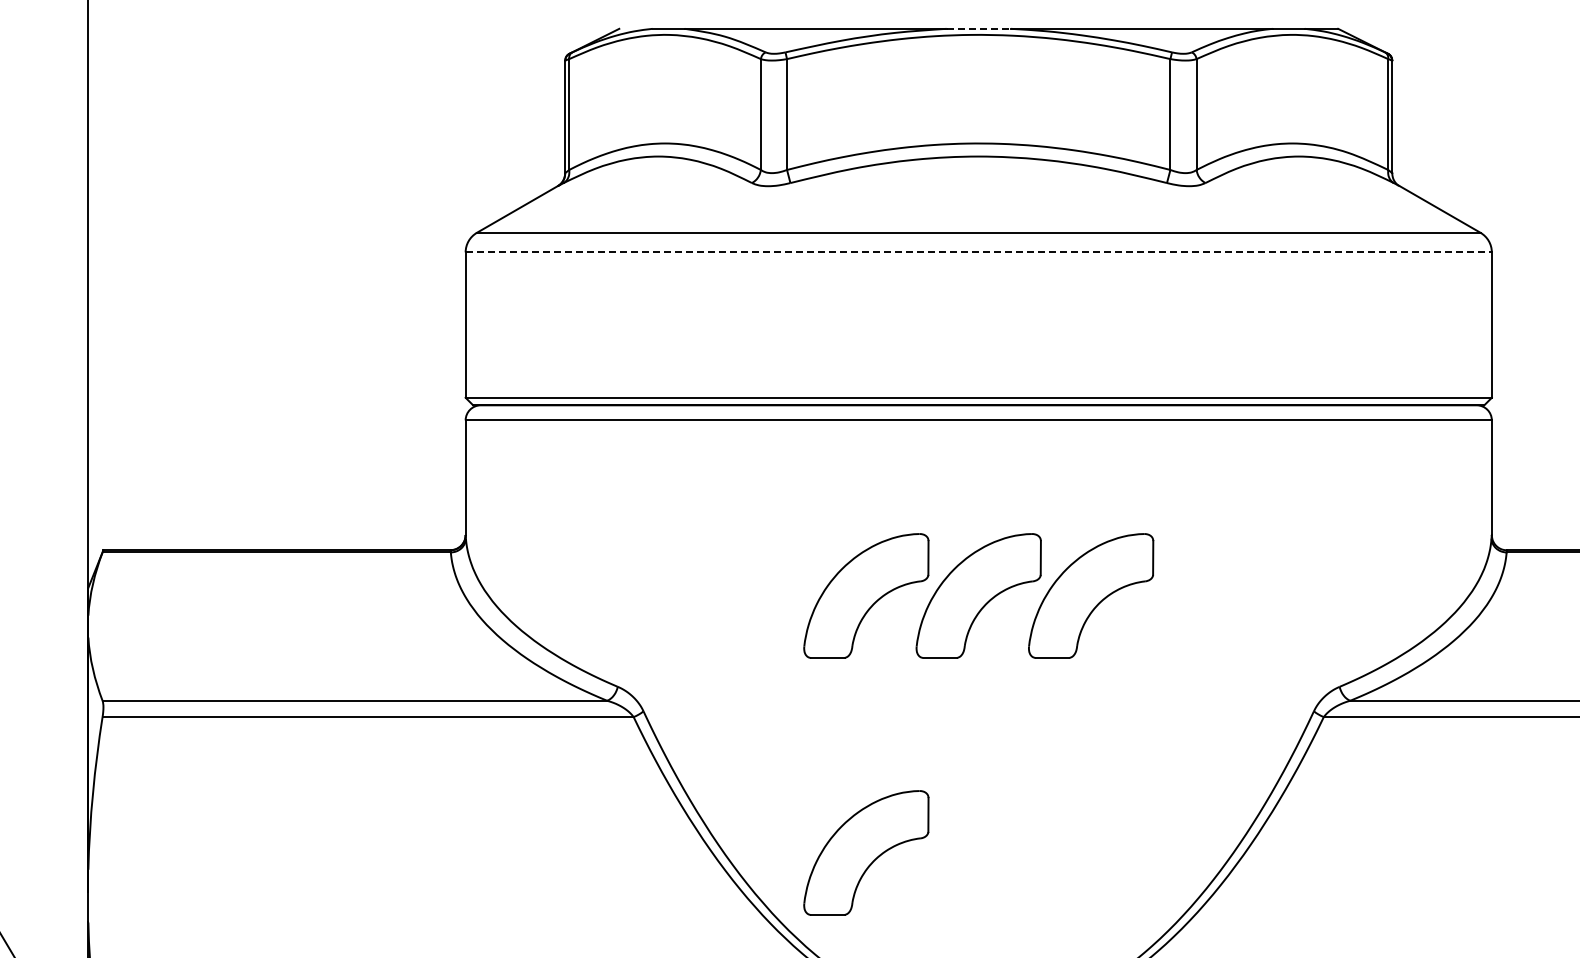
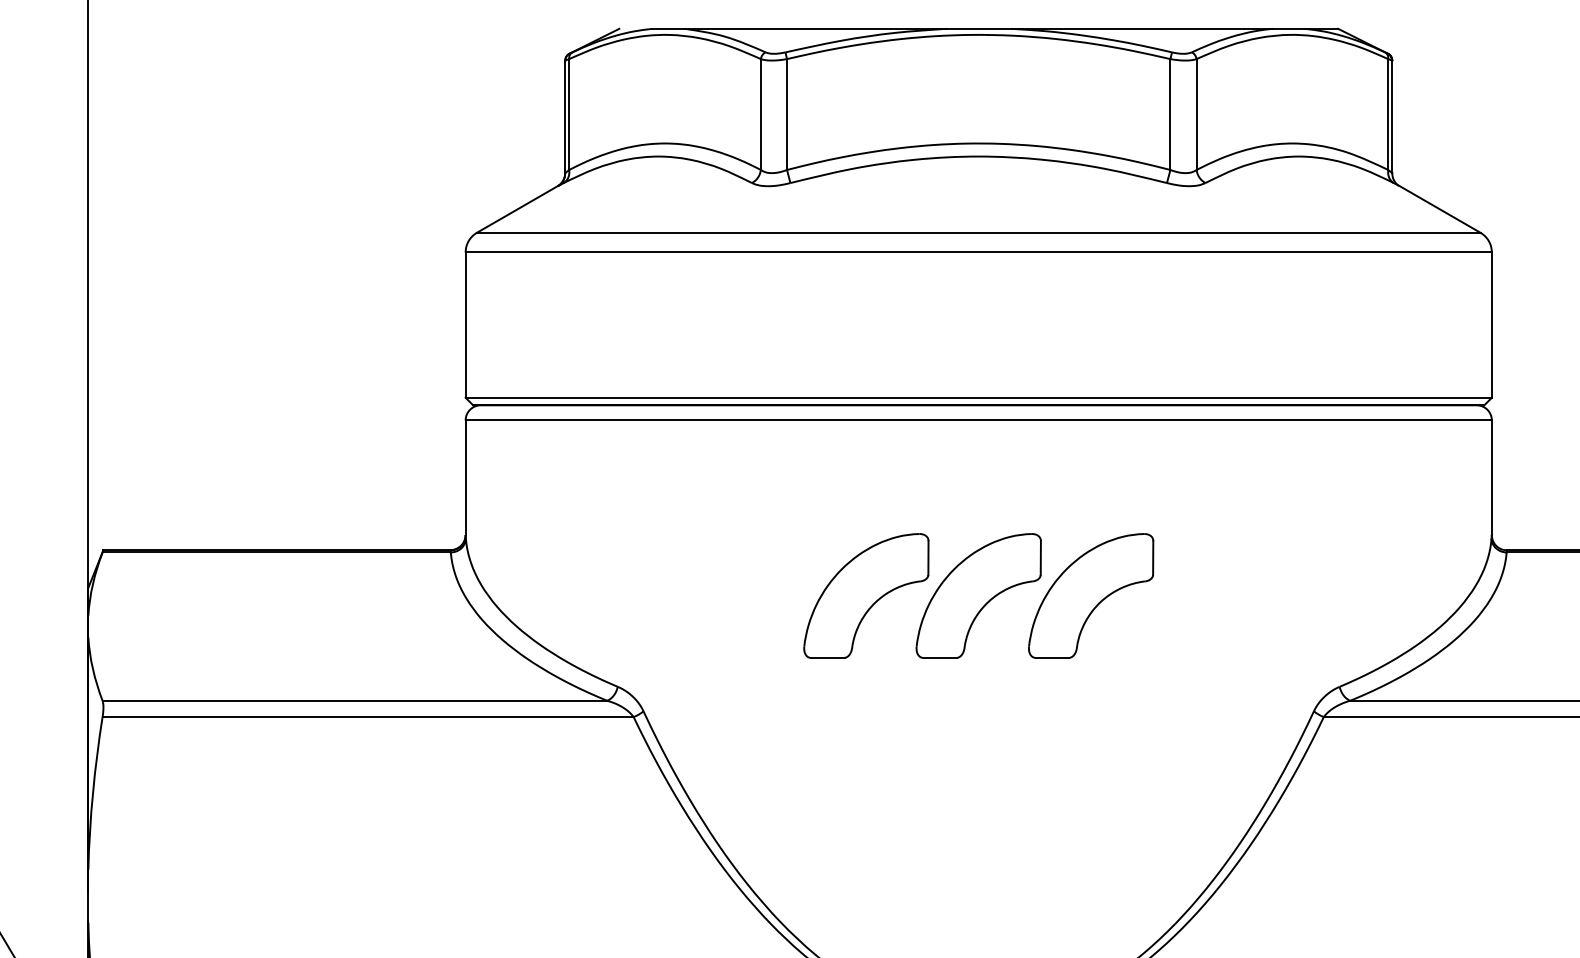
line: dashed -> solid (979, 28)
line: dashed -> solid (979, 252)
part: present -> none (866, 852)
